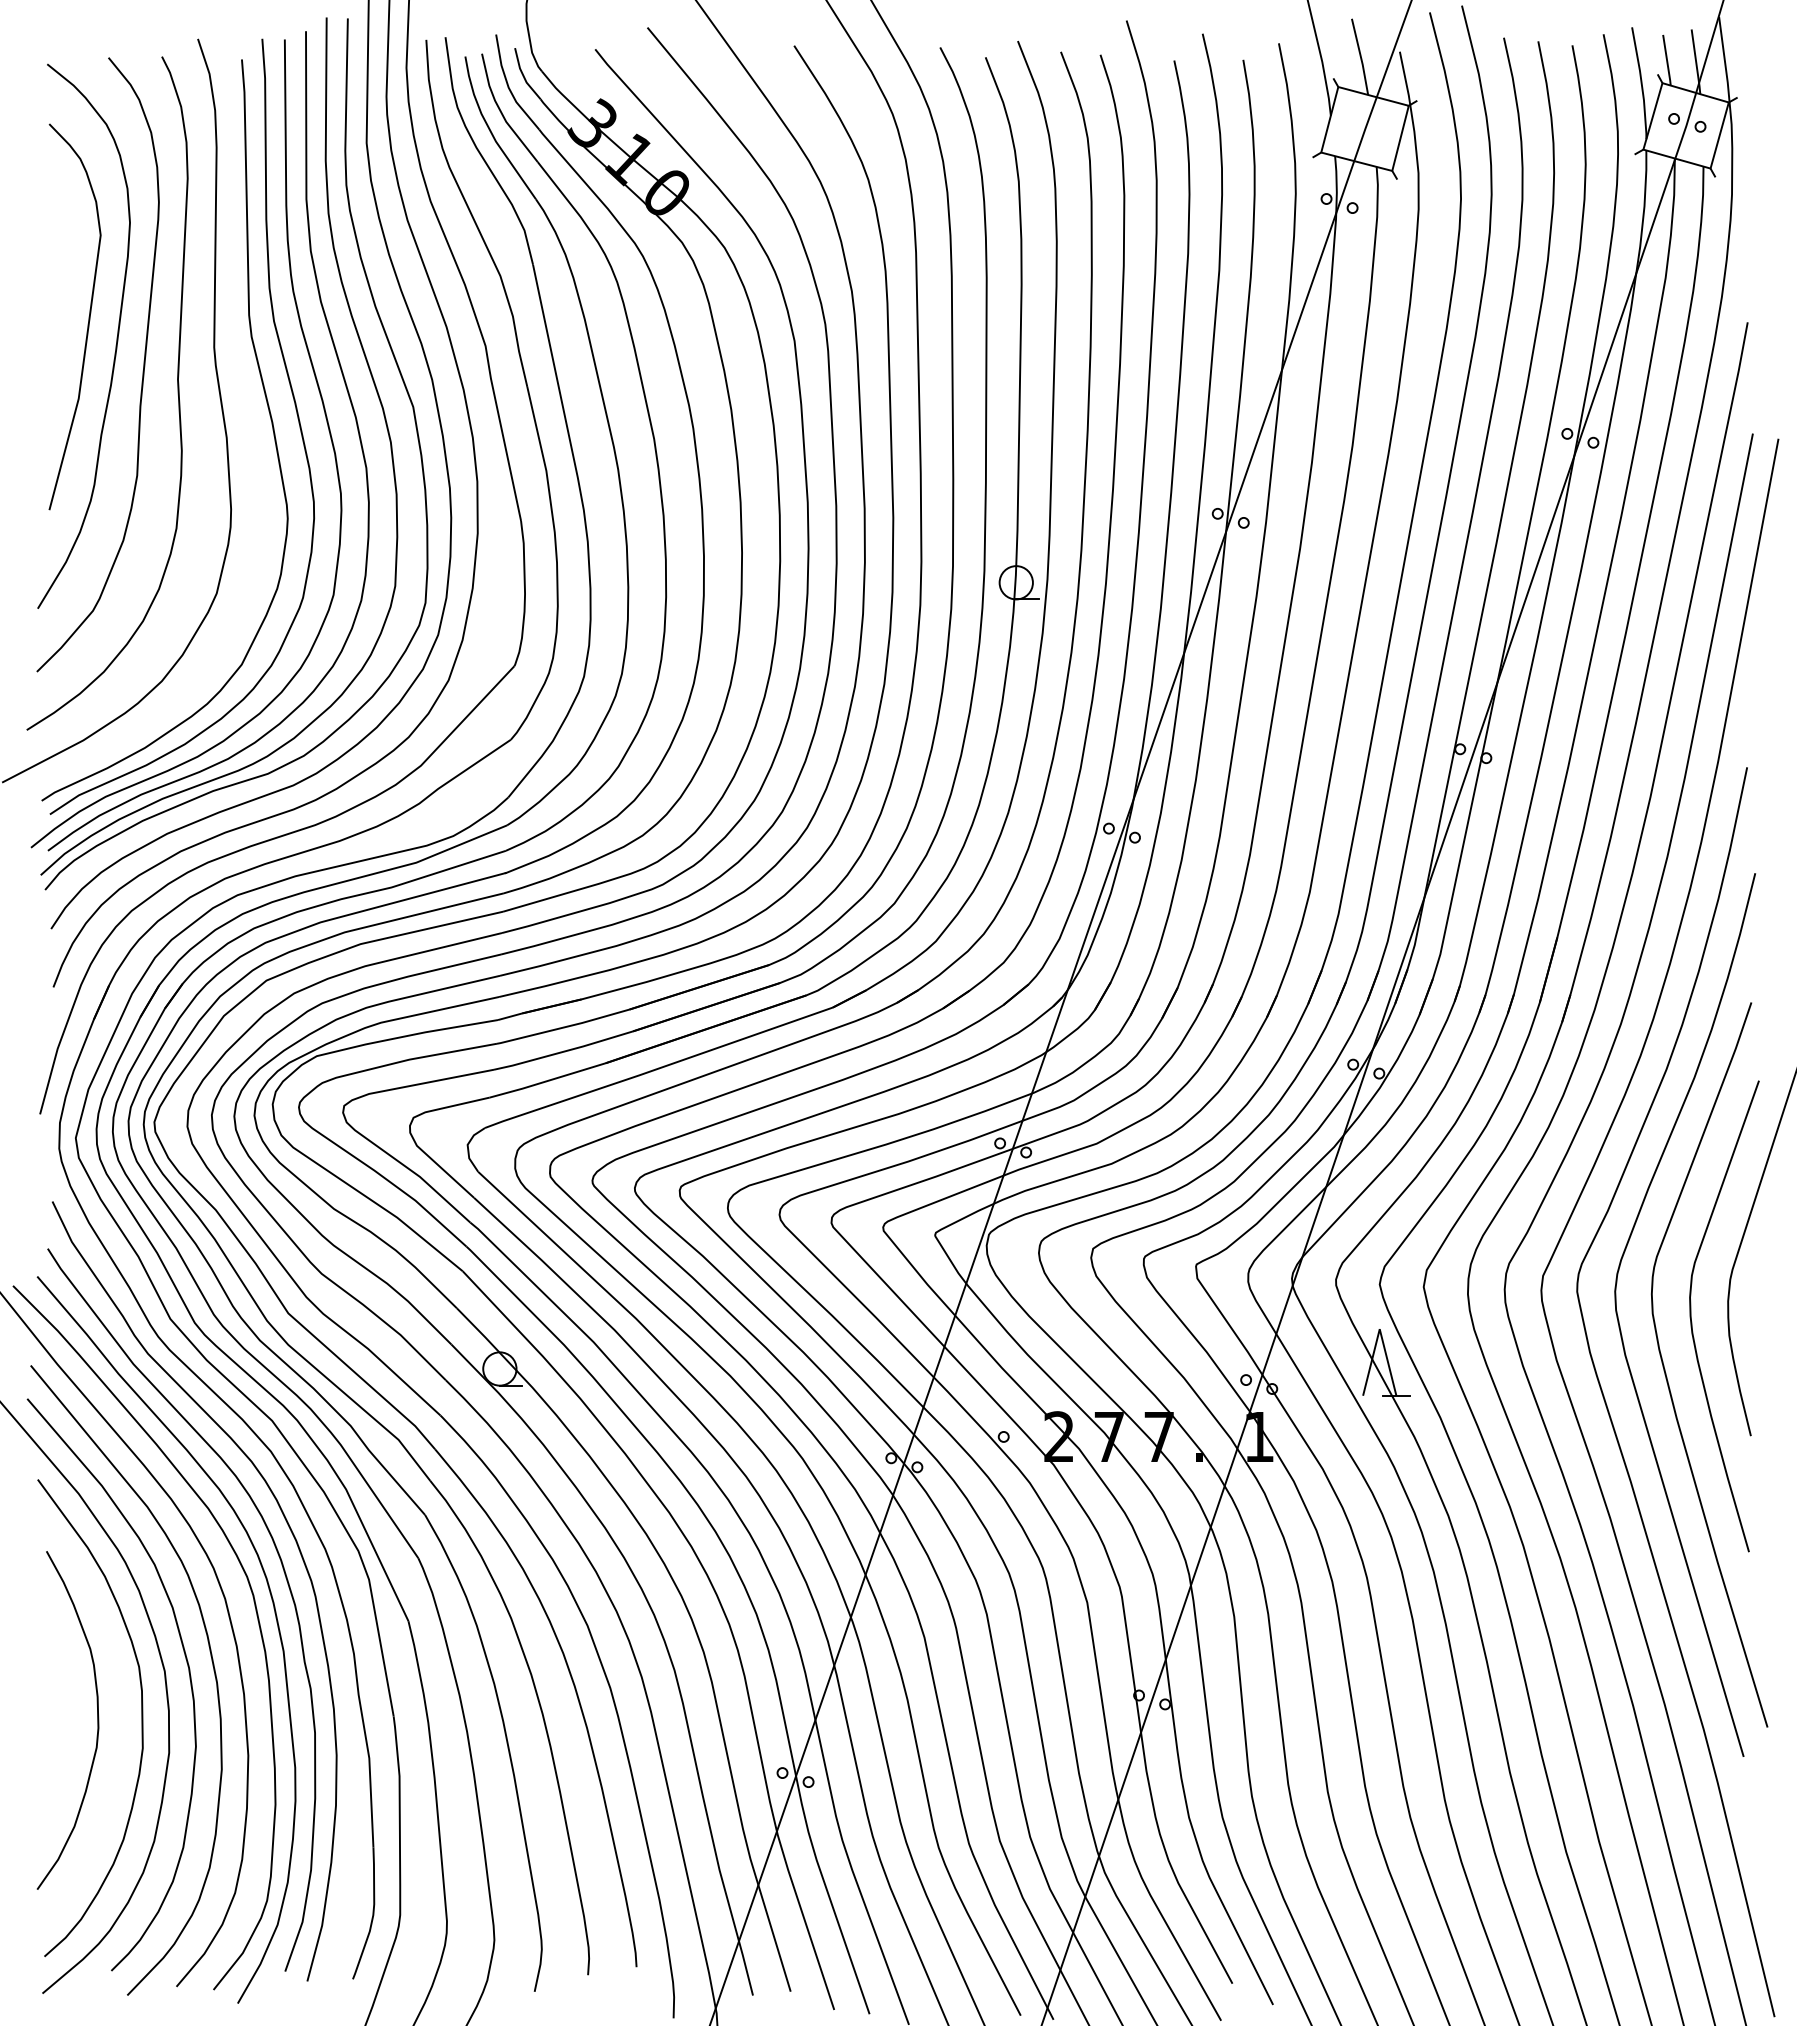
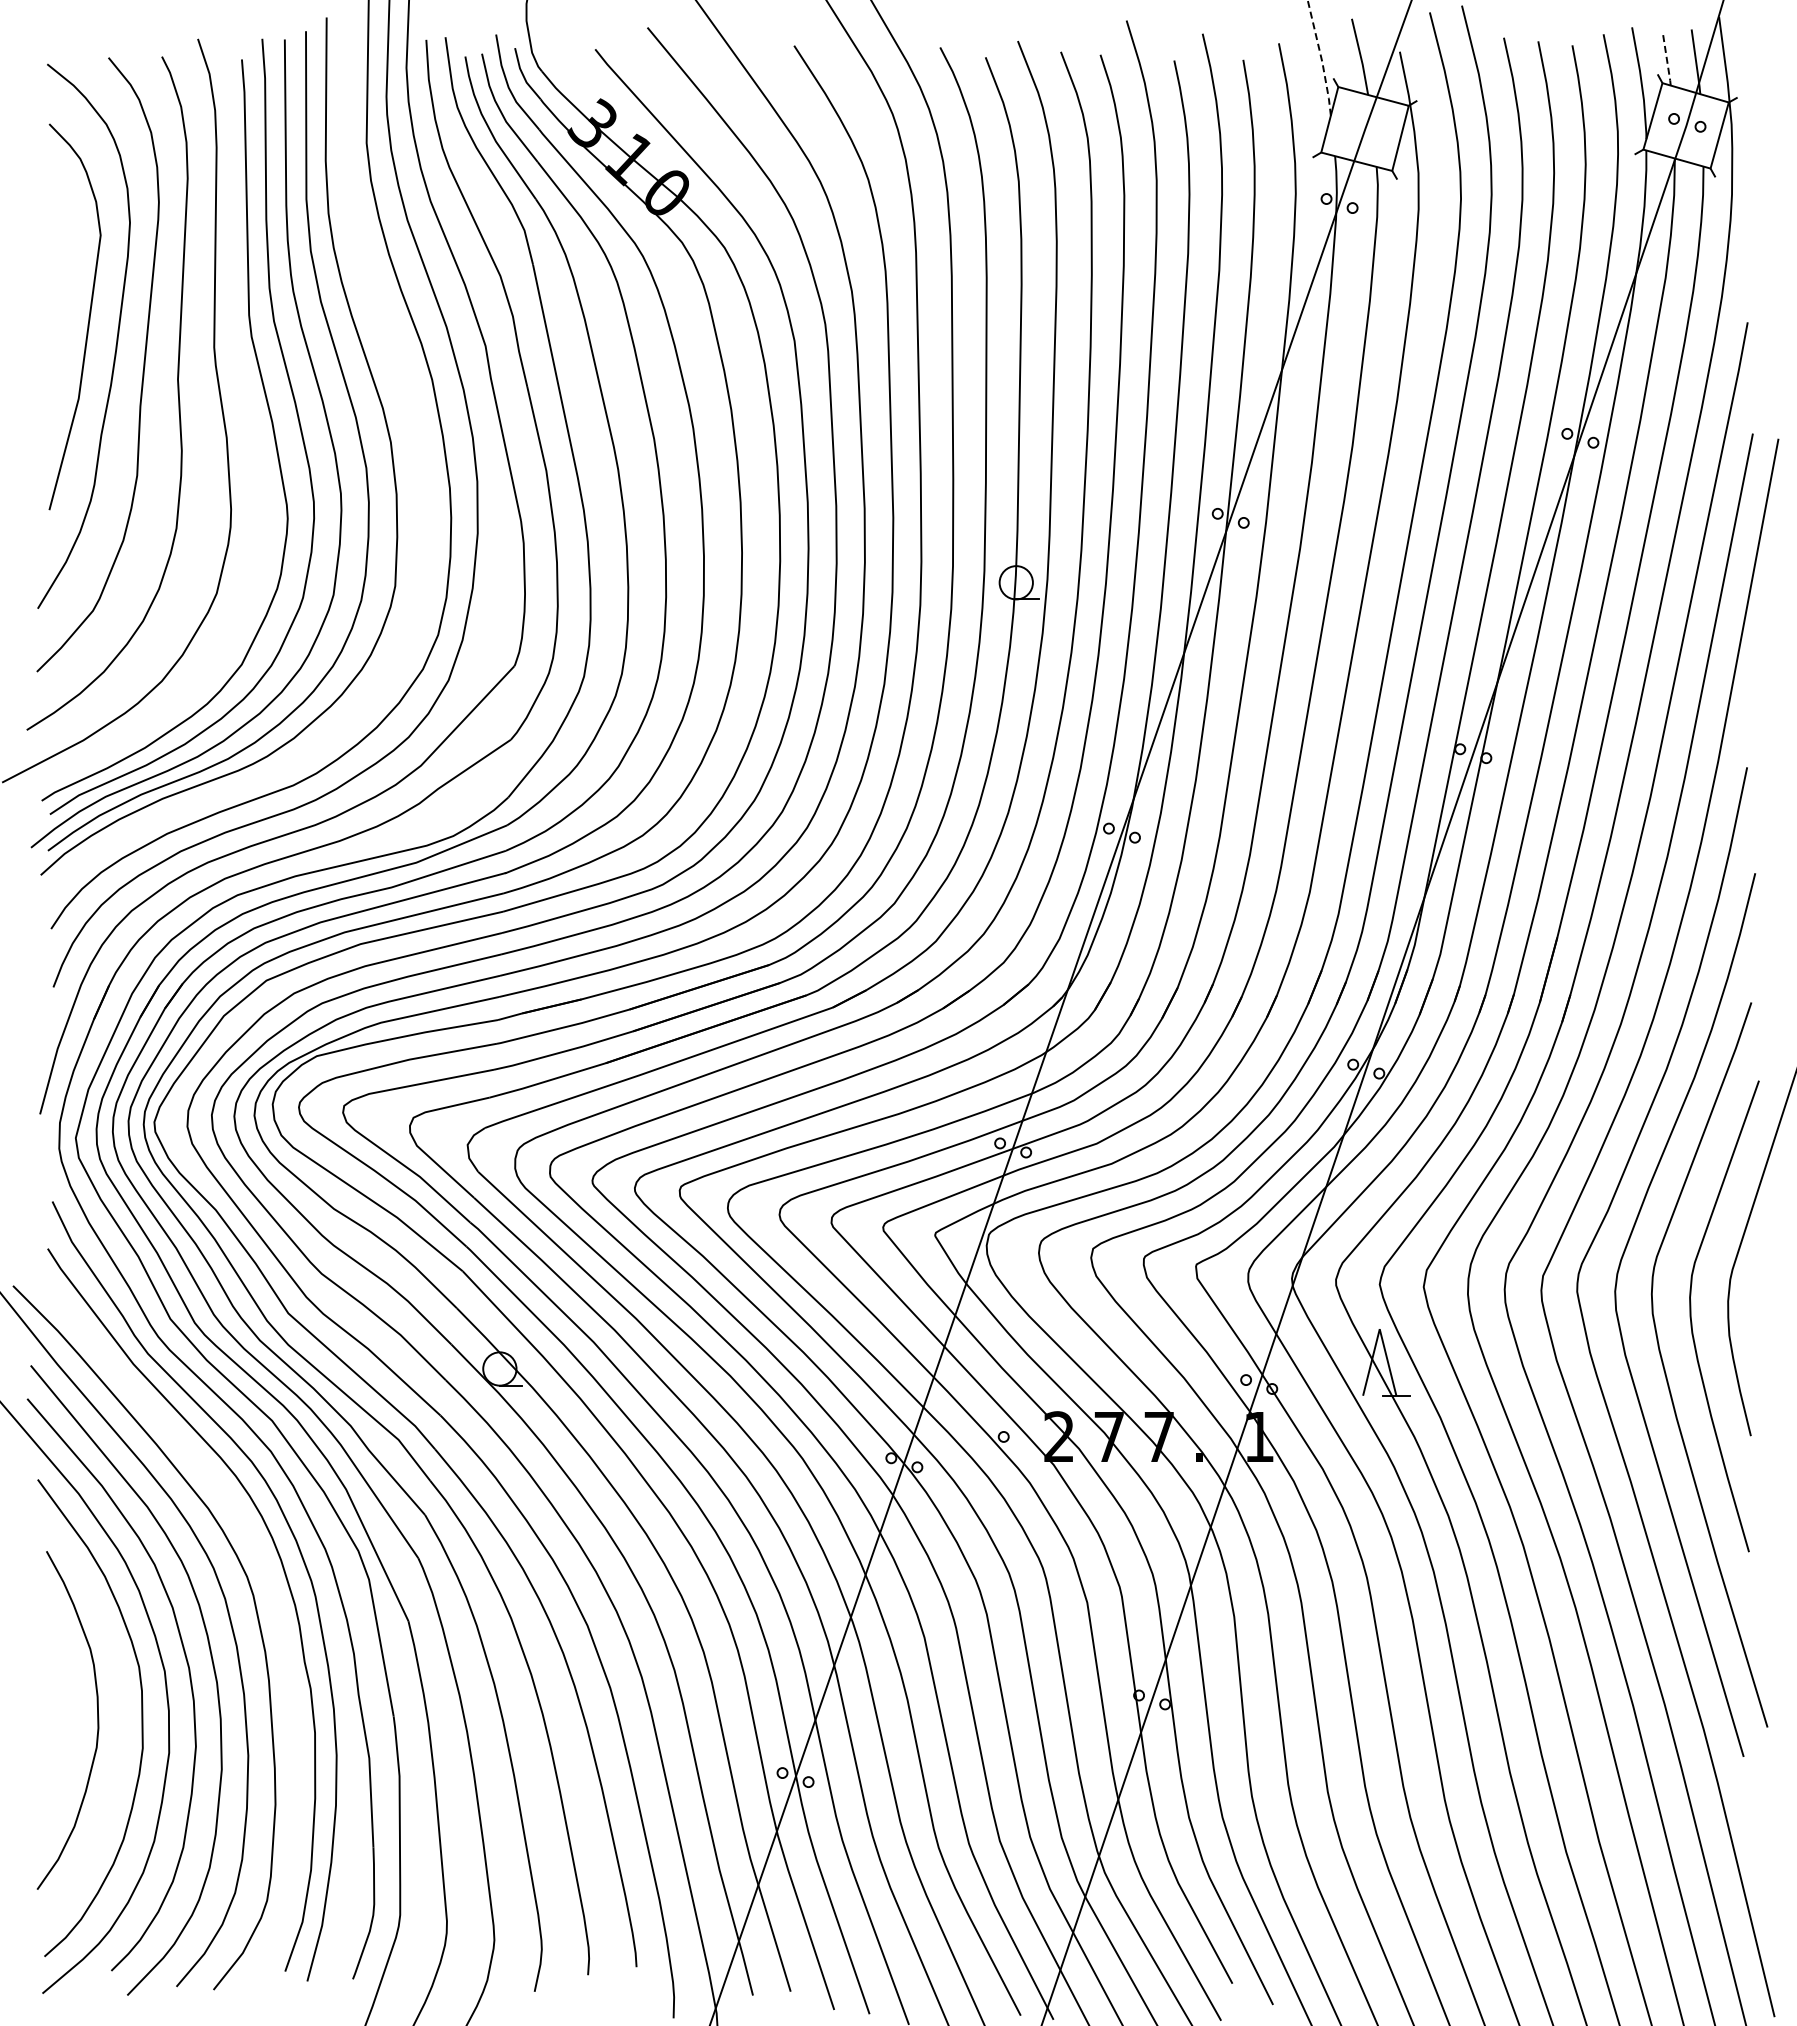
line: solid -> dashed (1321, 58)
line: solid -> dashed (1667, 60)
curve: present -> none (406, 392)
curve: present -> none (275, 1618)
